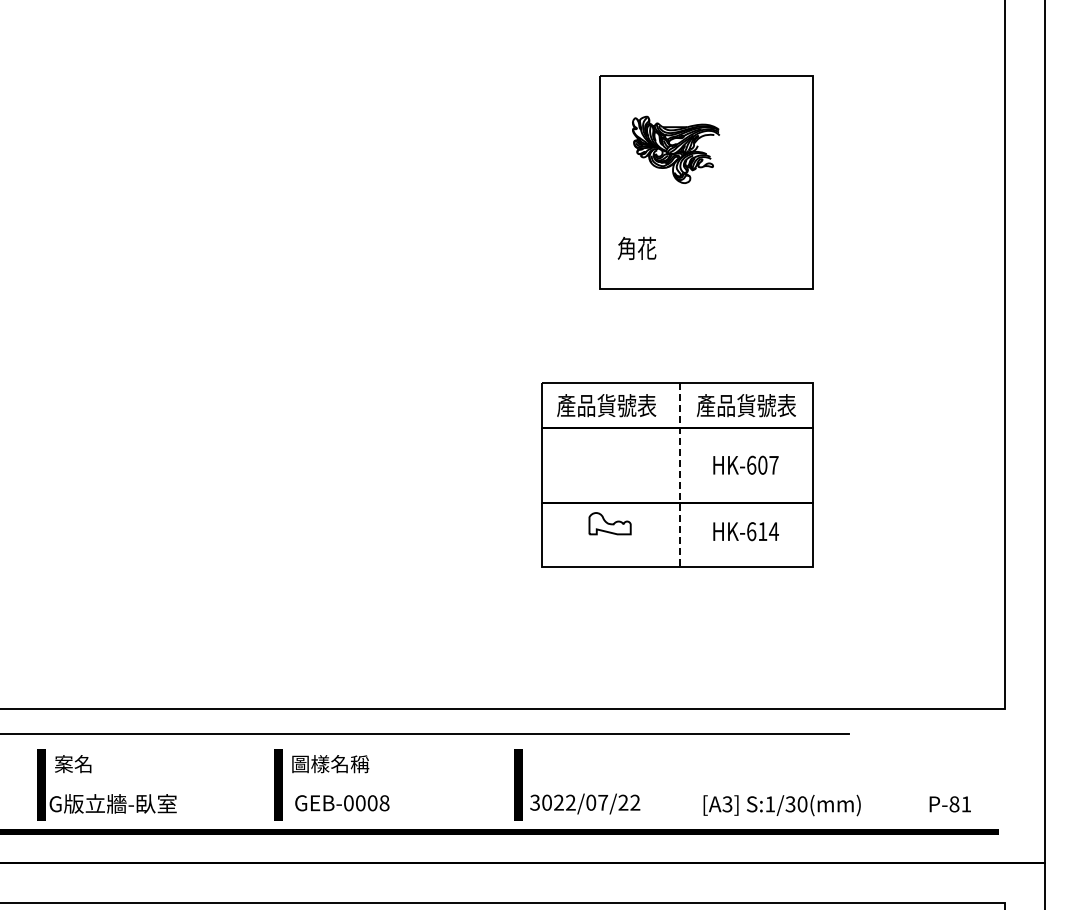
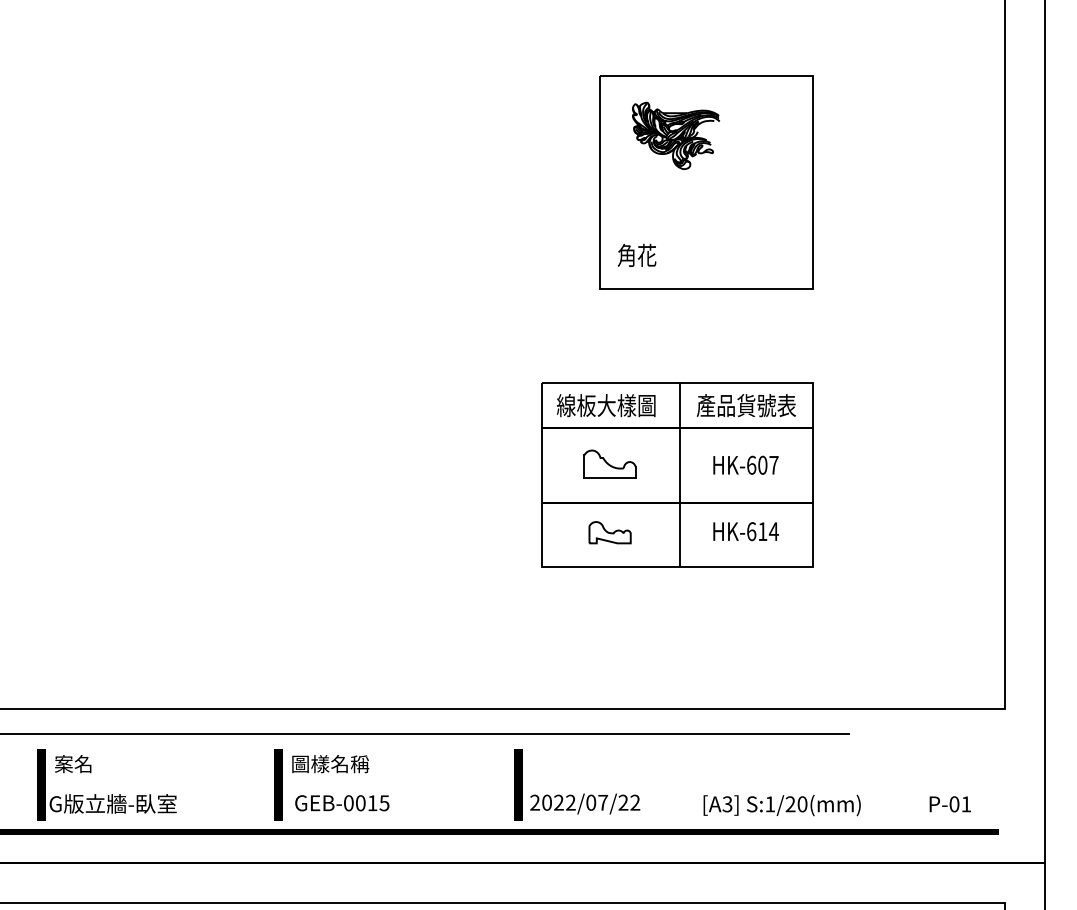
part position: (675, 149) -> (675, 135) (675, 135)
text position: (636, 247) -> (636, 254) (636, 254)
text: 產品貨號表 -> 線板大樣圖 (606, 405)
part: none -> present (609, 463)
line: dashed -> solid (680, 475)
part position: (609, 523) -> (609, 532) (609, 532)
text: 3022/07/22 -> 2022/07/22 (535, 802)
text: GEB-0008 -> GEB-0015 (378, 803)
text: S:1/30(mm) -> S:1/20(mm) (790, 804)
text: P-81 -> P-01 (954, 804)
